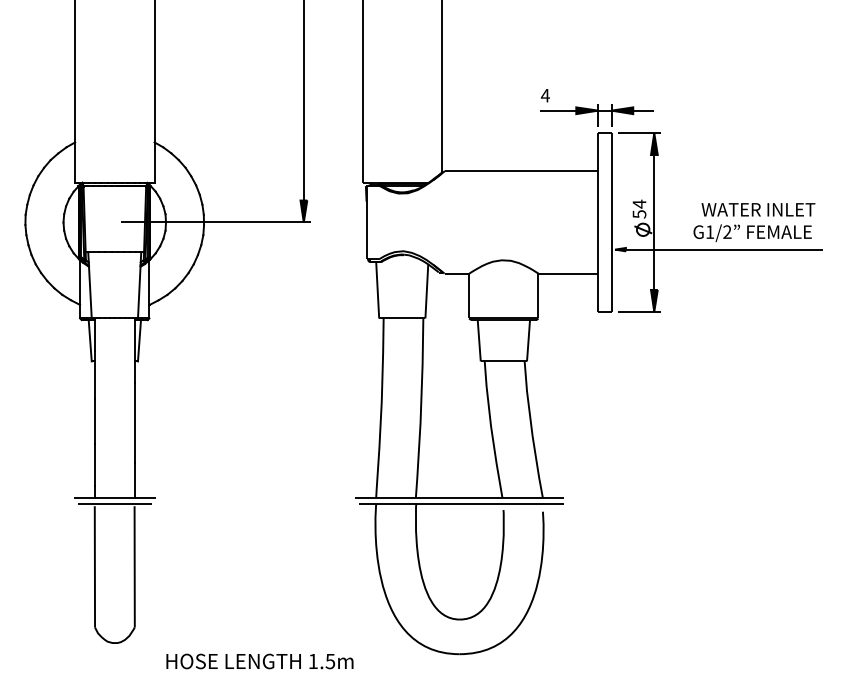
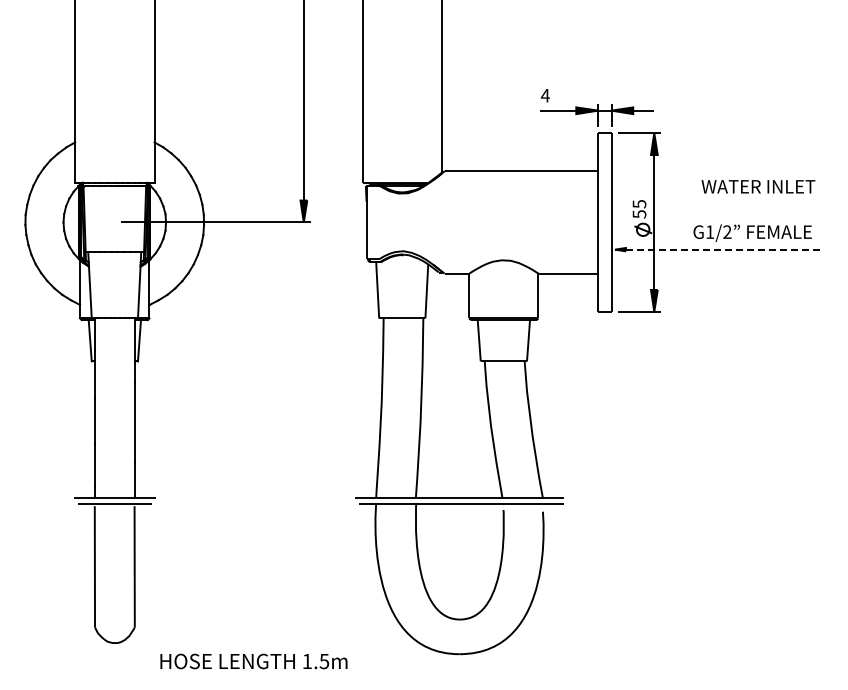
text: 54 -> 55 (639, 203)
text position: (758, 209) -> (758, 186) (758, 186)
line: solid -> dashed (718, 249)
text position: (259, 661) -> (253, 661) (253, 661)
